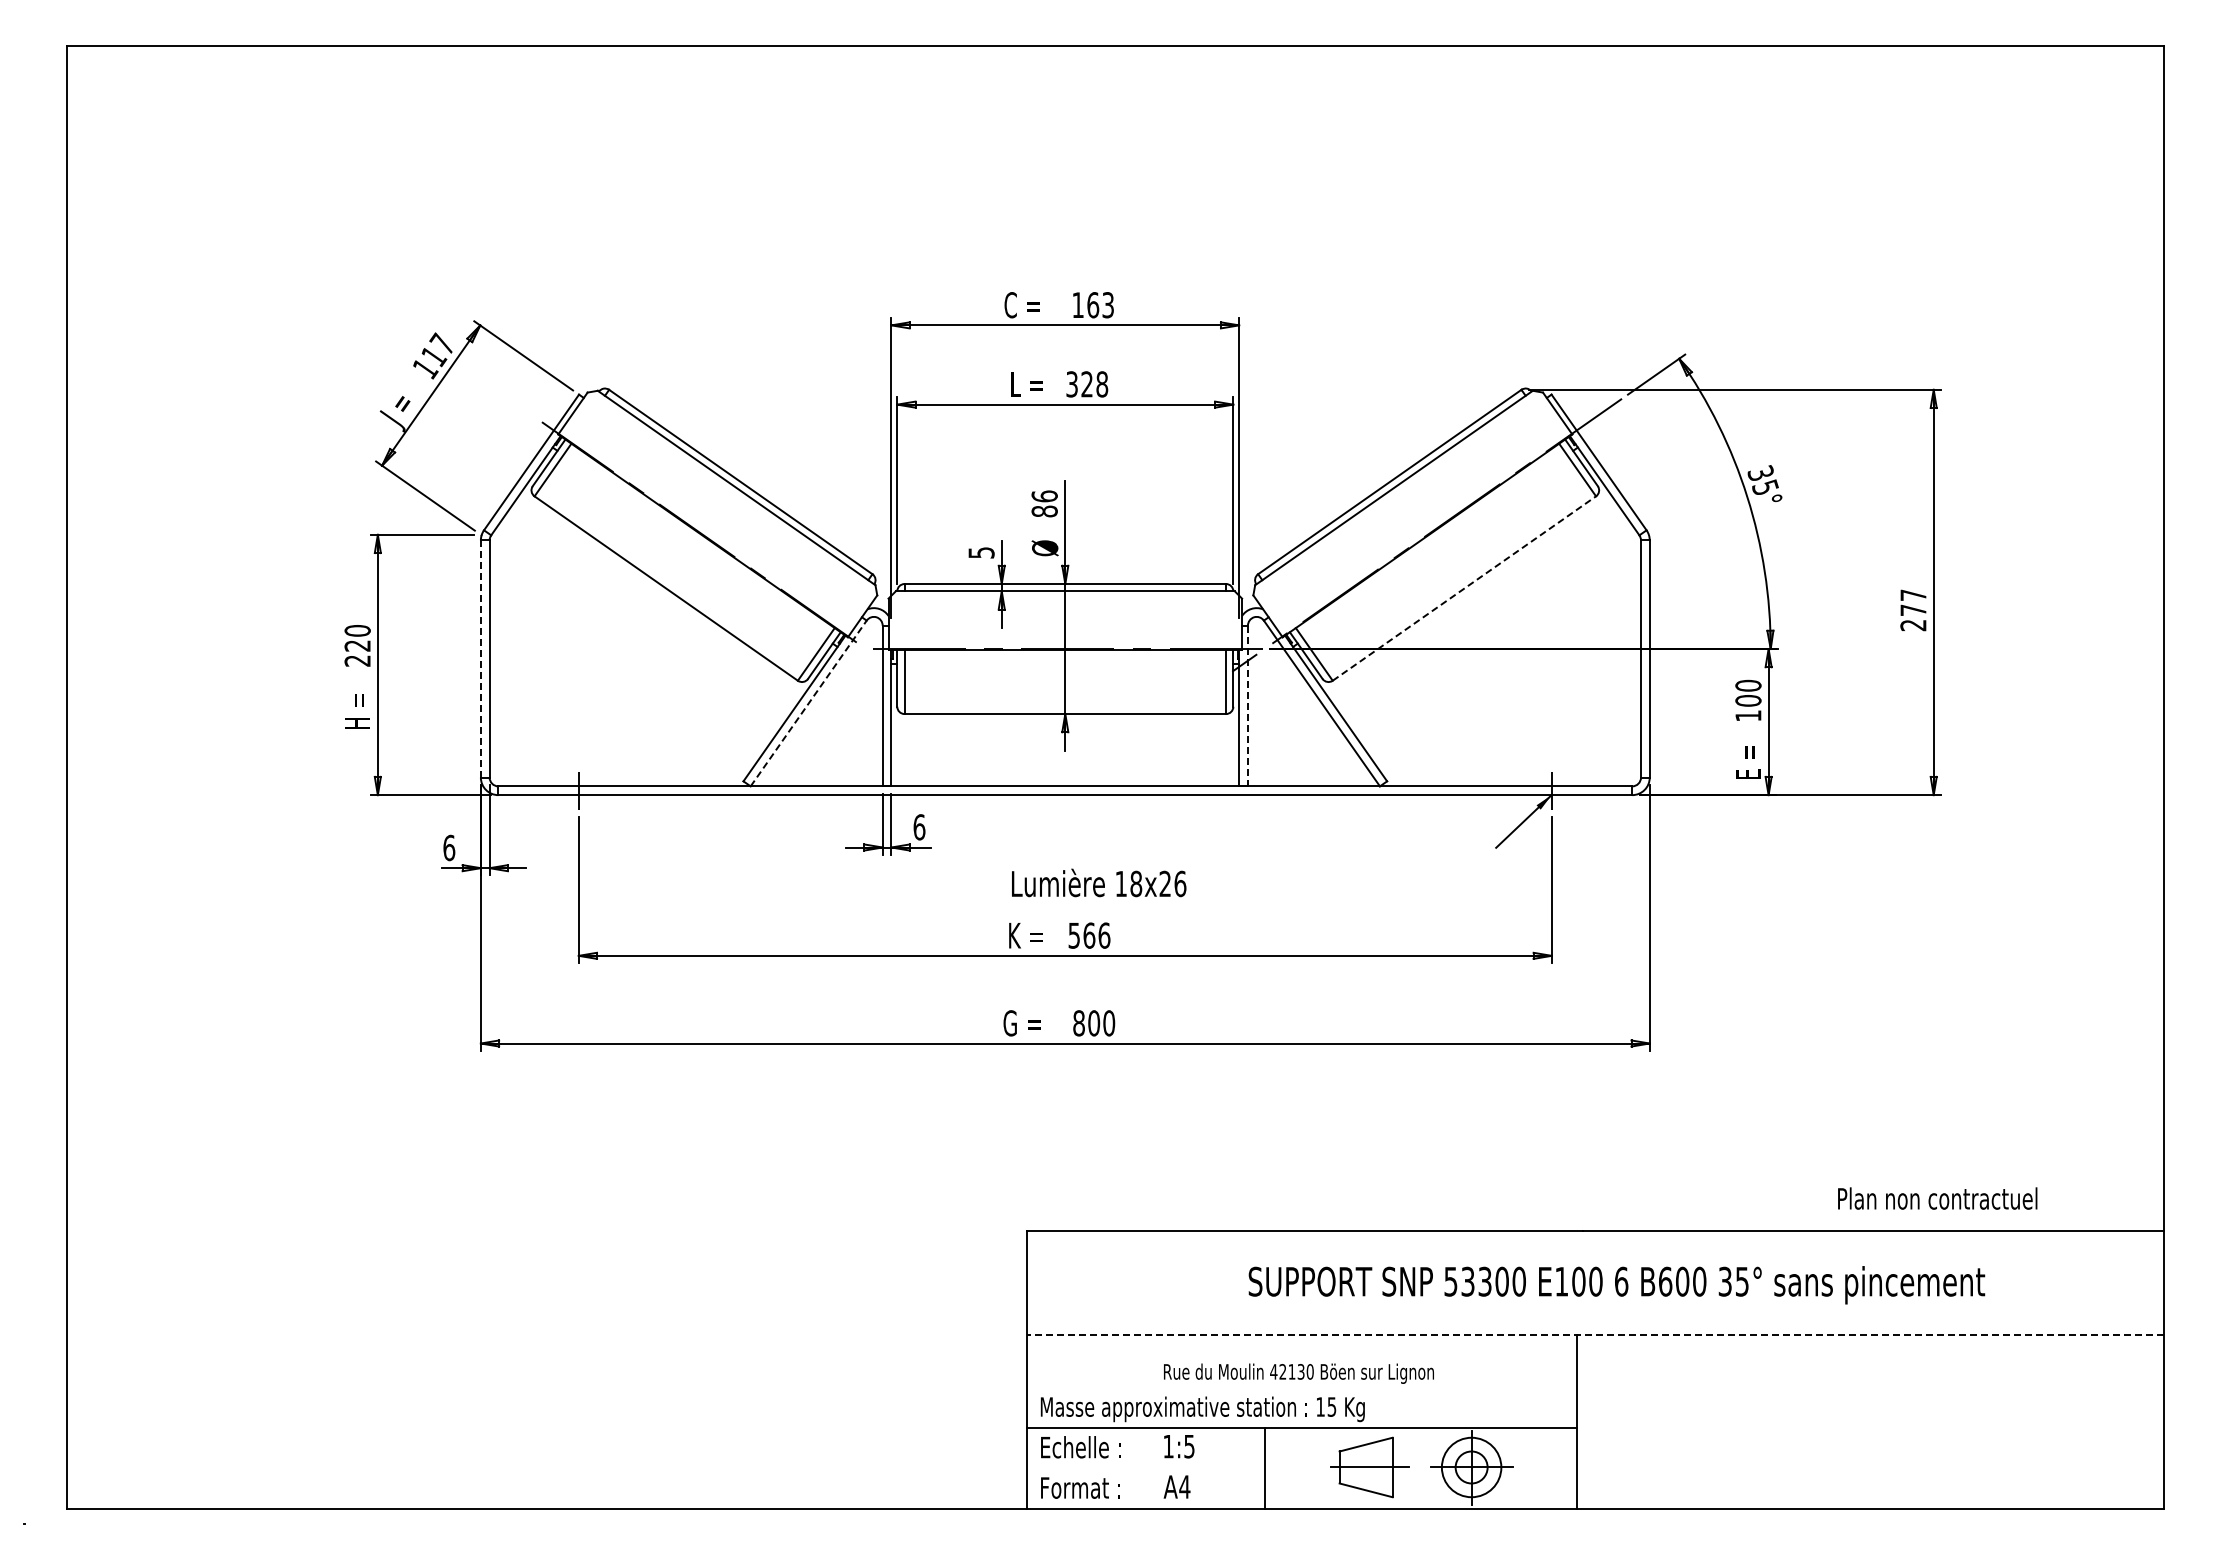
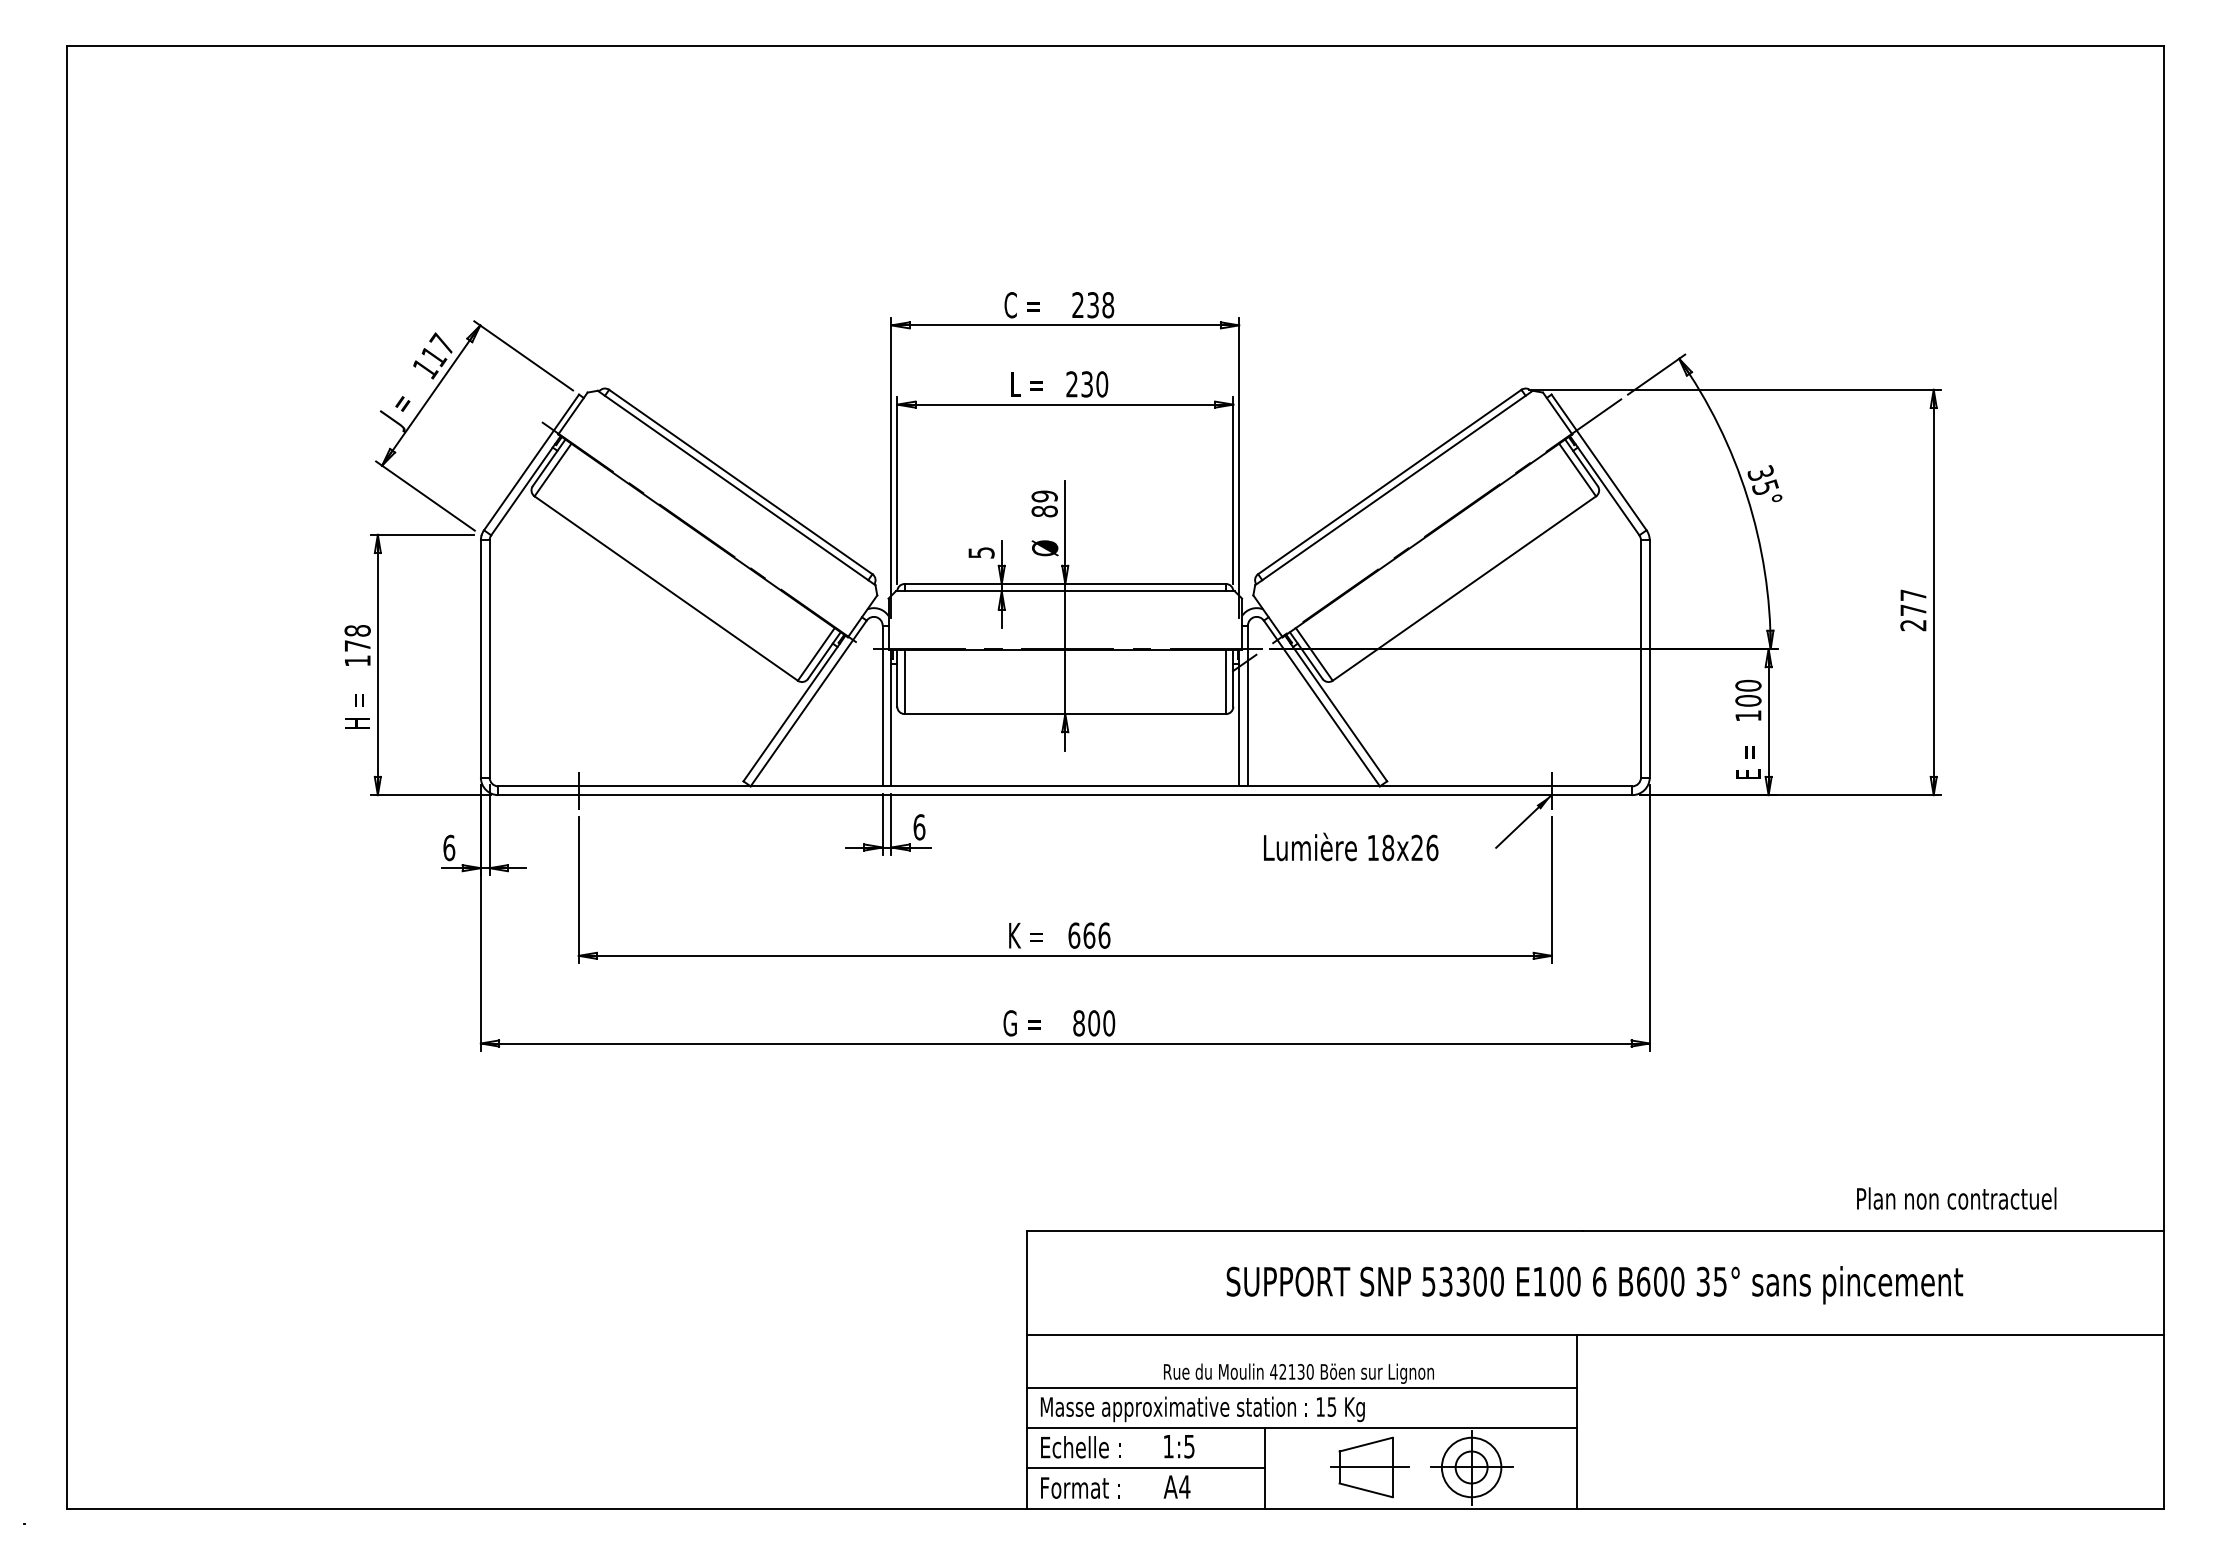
text: 163 -> 238 (1093, 305)
text: 328 -> 230 (1087, 384)
text: 86 -> 89 (1044, 496)
line: dashed -> solid (1464, 588)
text: 220 -> 178 (357, 645)
line: dashed -> solid (480, 659)
line: dashed -> solid (808, 703)
line: dashed -> solid (1247, 706)
text position: (1099, 882) -> (1351, 846) (1351, 846)
text: 566 -> 666 (1074, 935)
text position: (1937, 1198) -> (1956, 1198) (1956, 1198)
text position: (1616, 1285) -> (1594, 1285) (1594, 1285)
line: dashed -> solid (1595, 1334)
line: none -> present (1302, 1387)
line: none -> present (1146, 1468)
